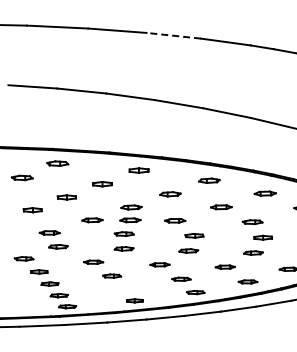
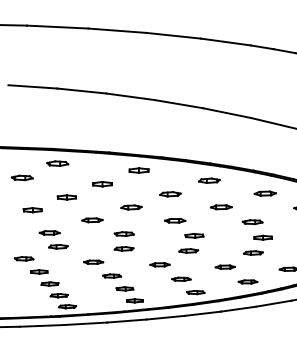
line: dashed -> solid (173, 35)
part: present -> none (130, 220)
part: none -> present (124, 288)
